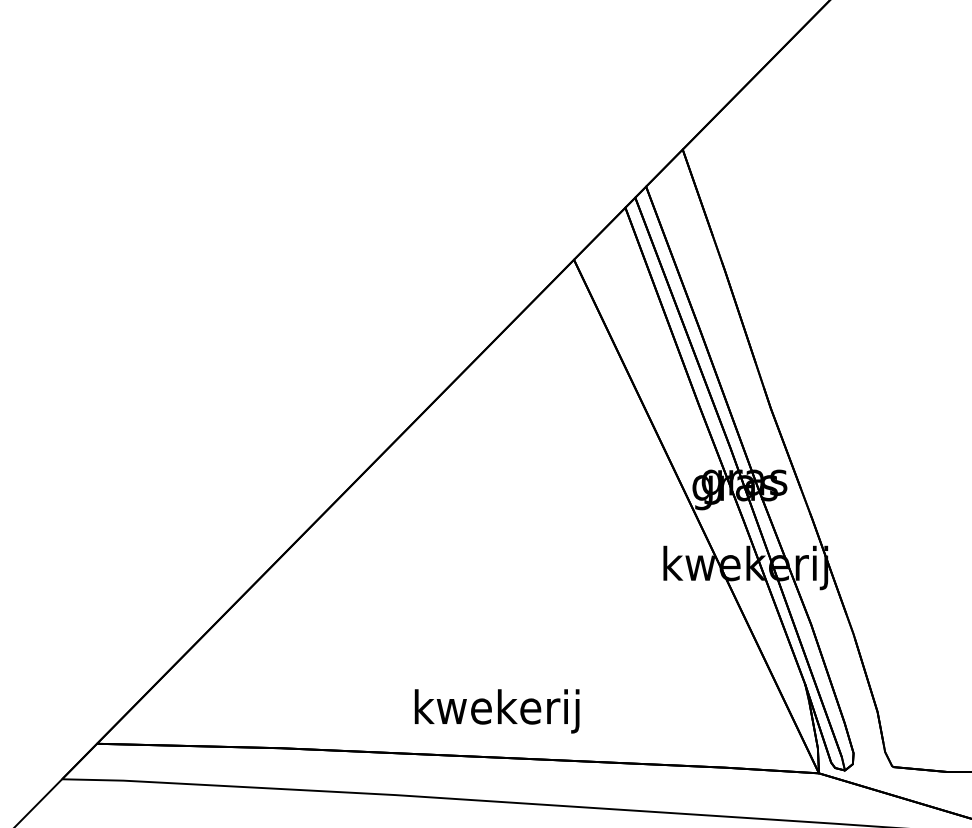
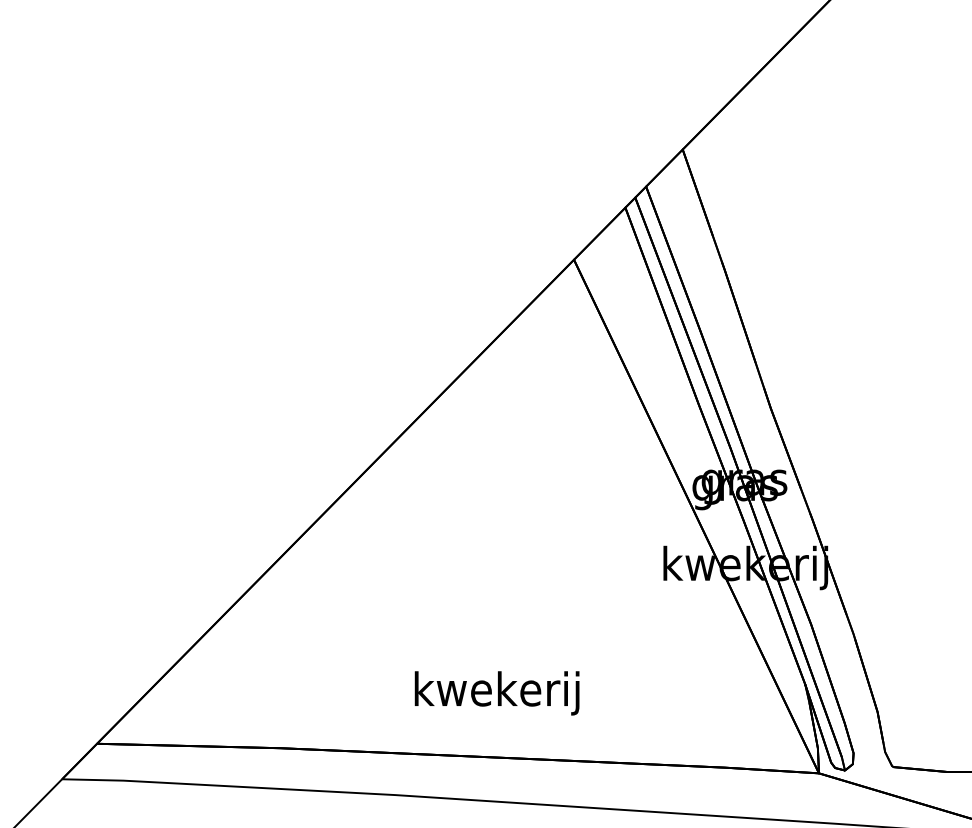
text position: (496, 711) -> (496, 693) (496, 693)
